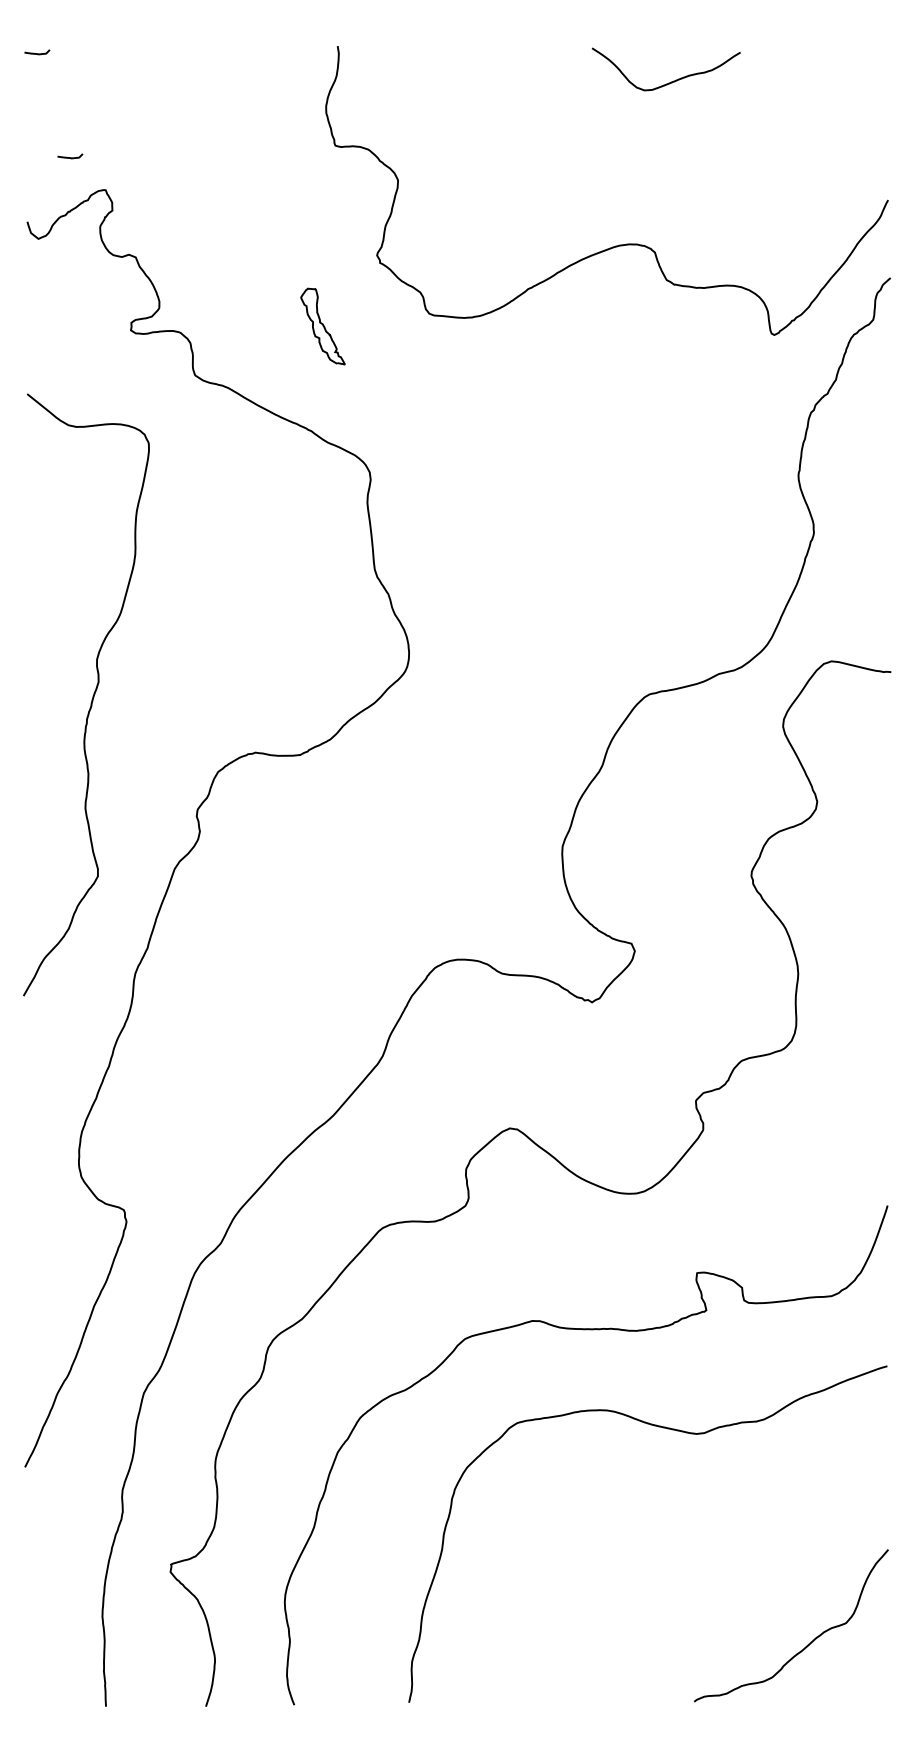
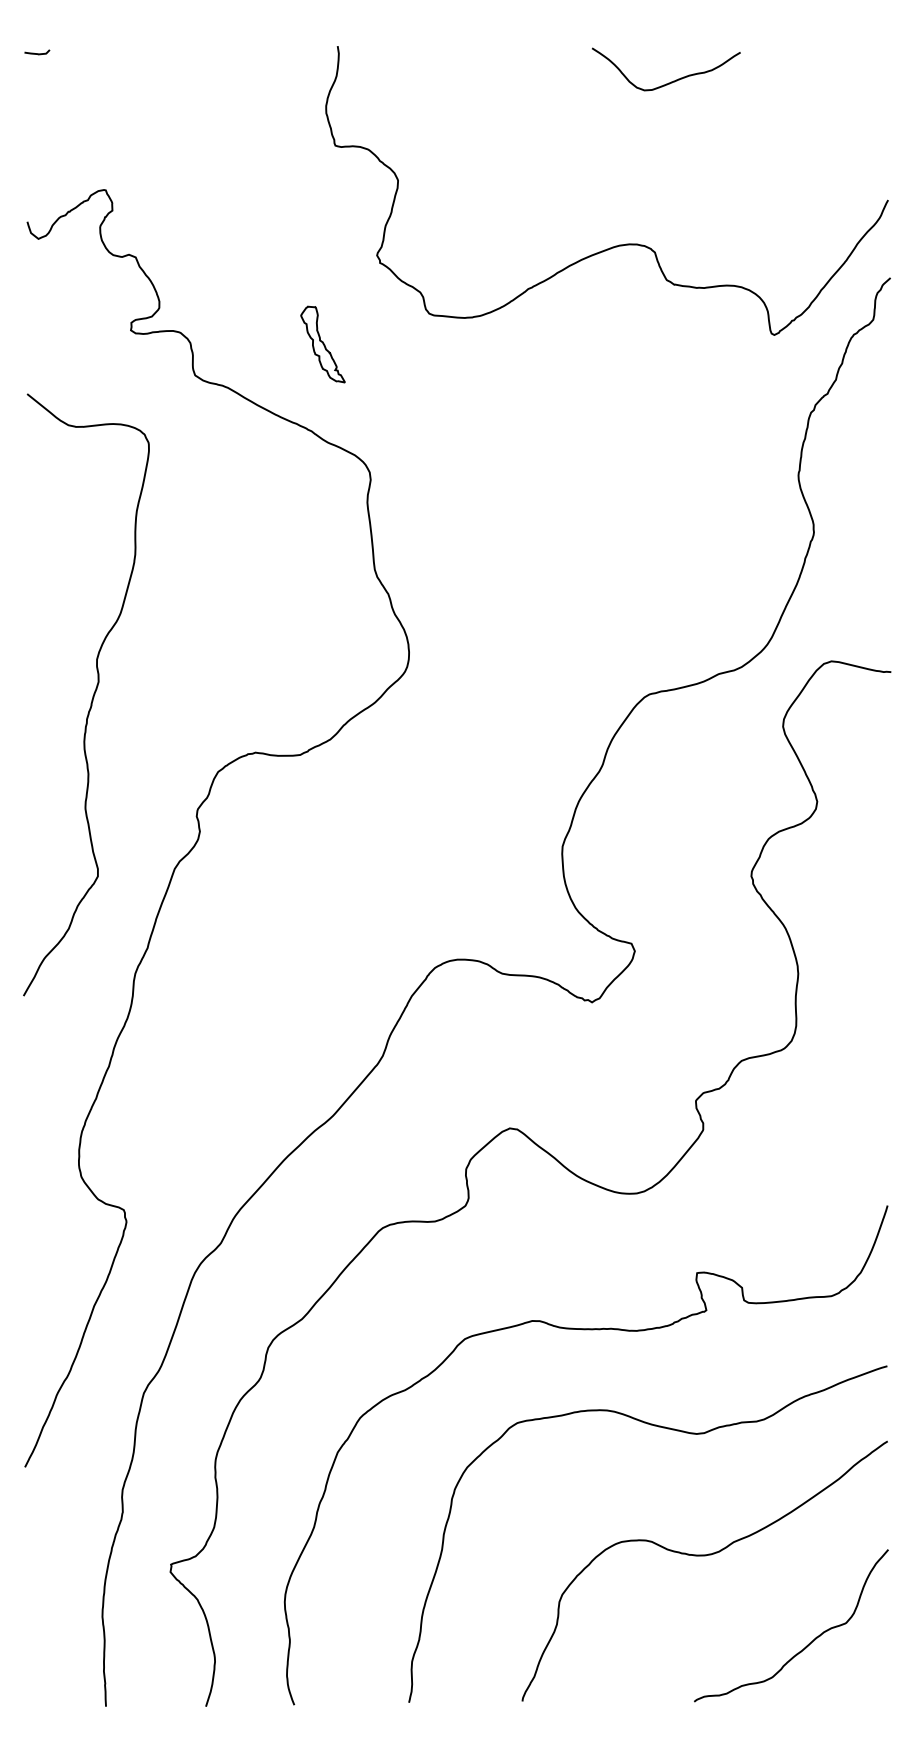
curve: present -> none (70, 157)
part position: (322, 326) -> (322, 344) (322, 344)
curve: none -> present (704, 1556)
